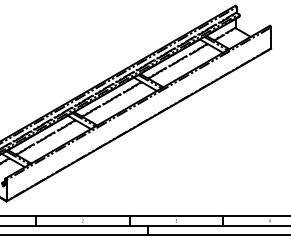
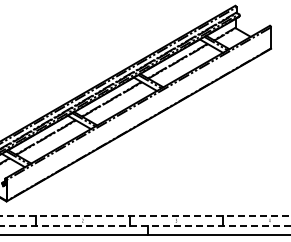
line: solid -> dashed (145, 216)
line: solid -> dashed (145, 225)
